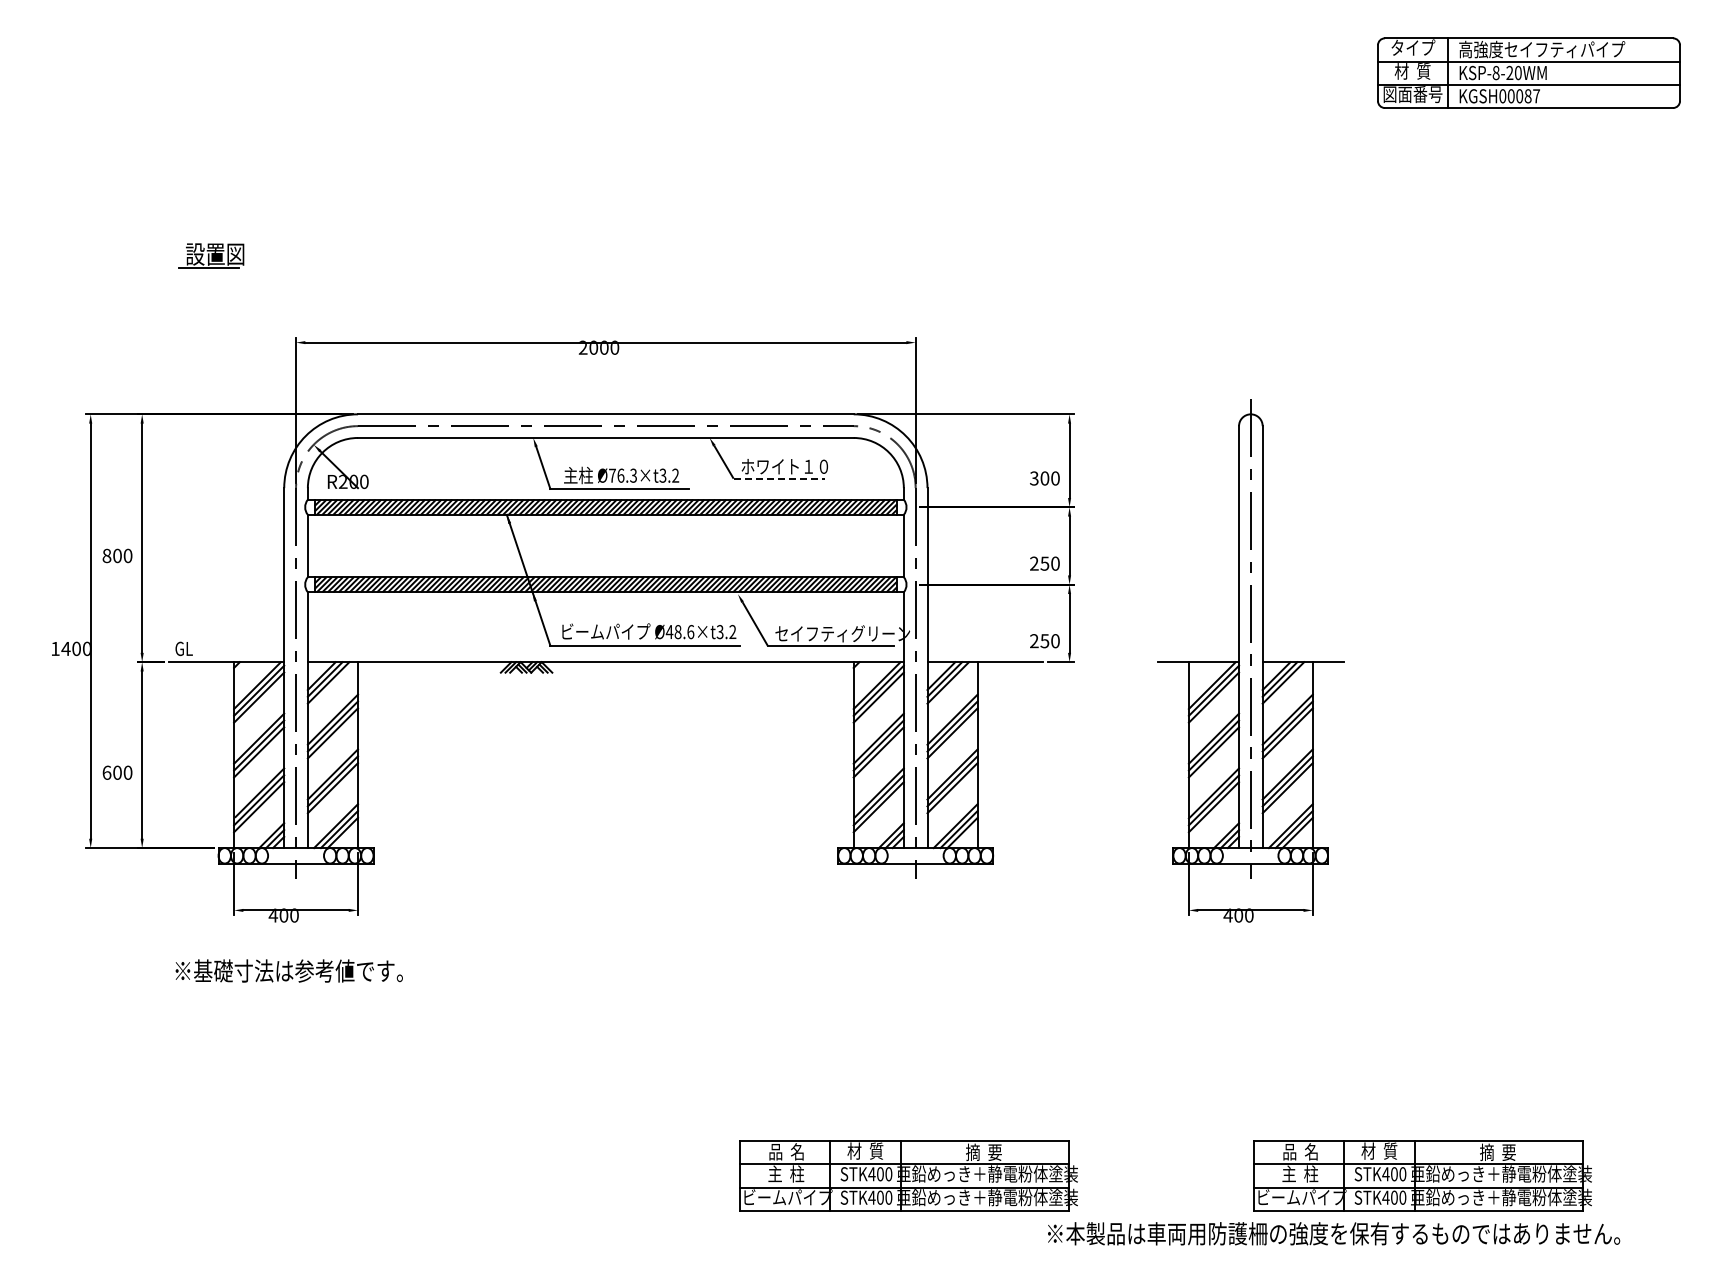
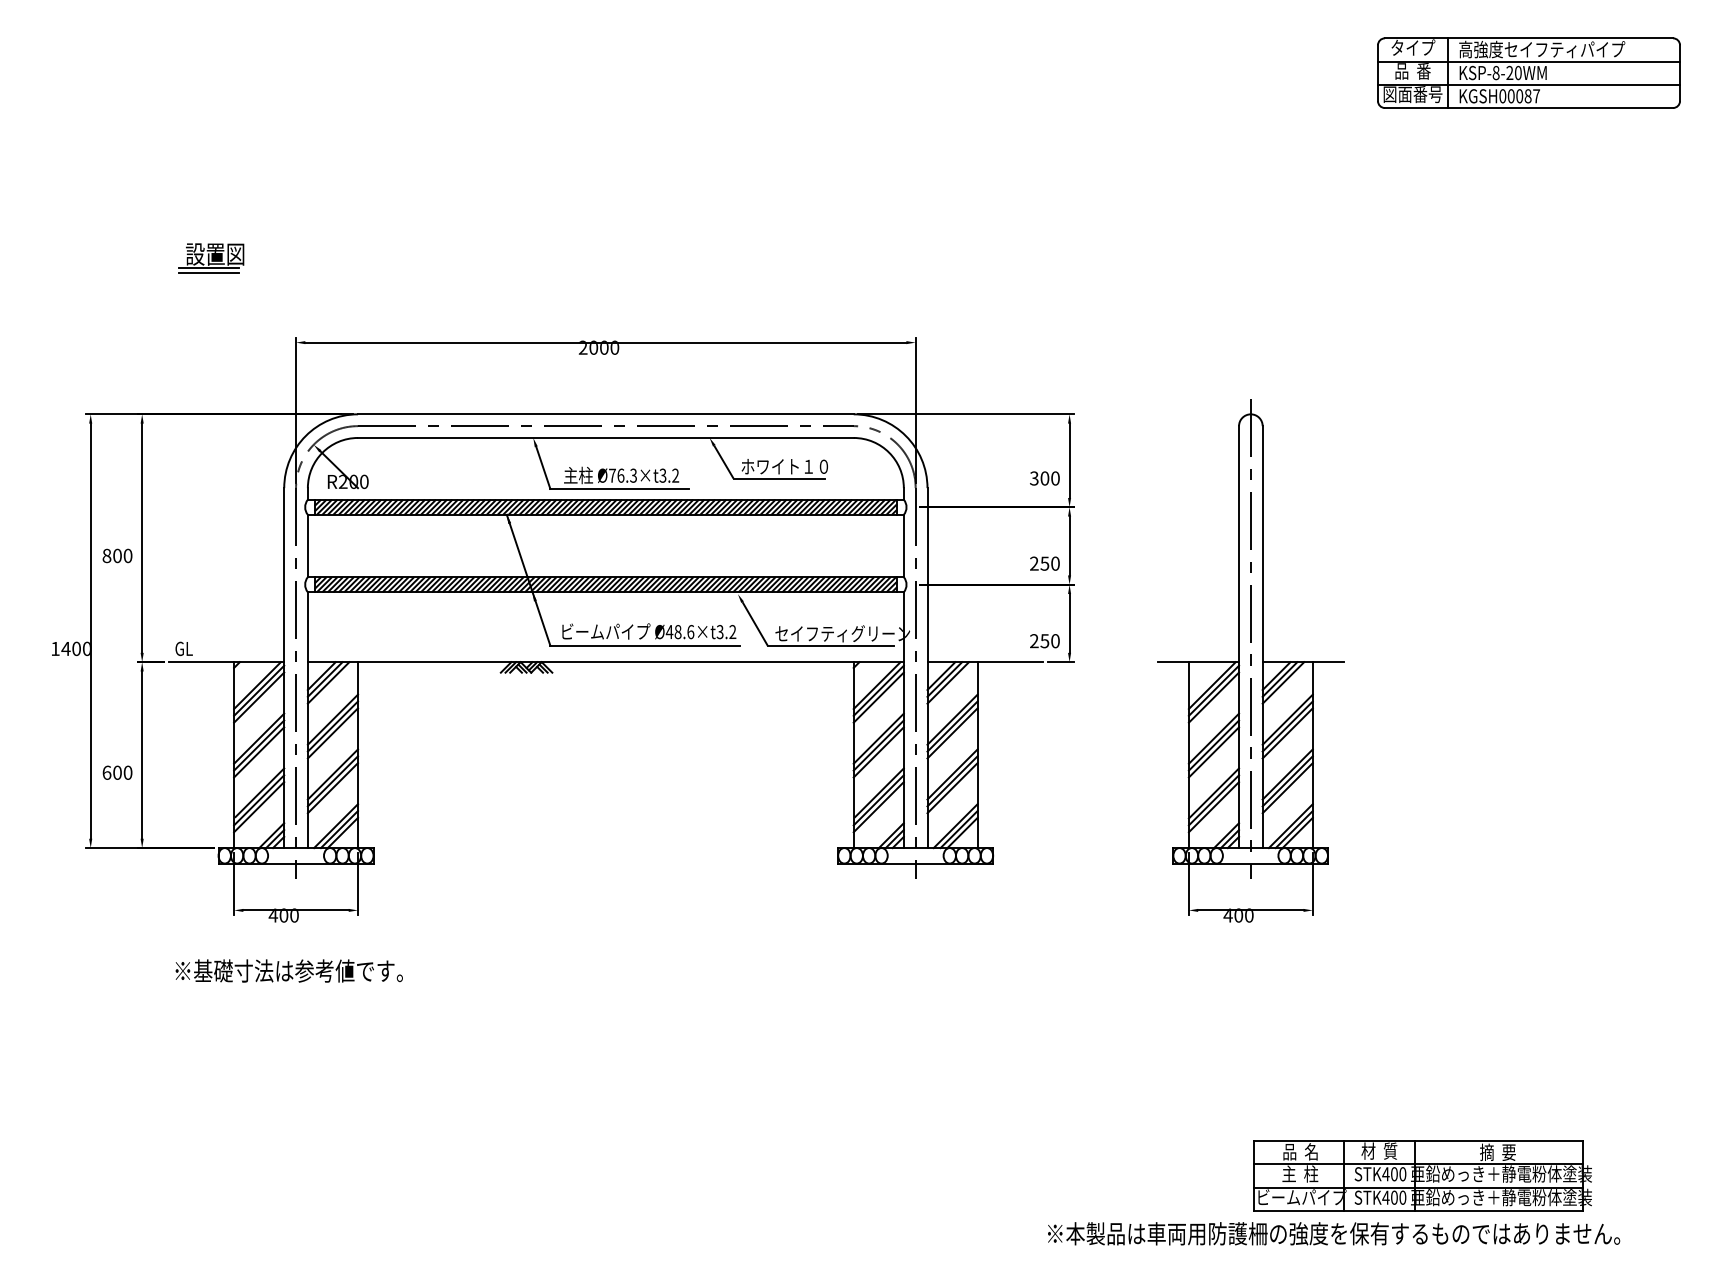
text: 材  質 -> 品  番 (1412, 71)
line: none -> present (208, 272)
line: dashed -> solid (779, 478)
part: present -> none (908, 1175)
